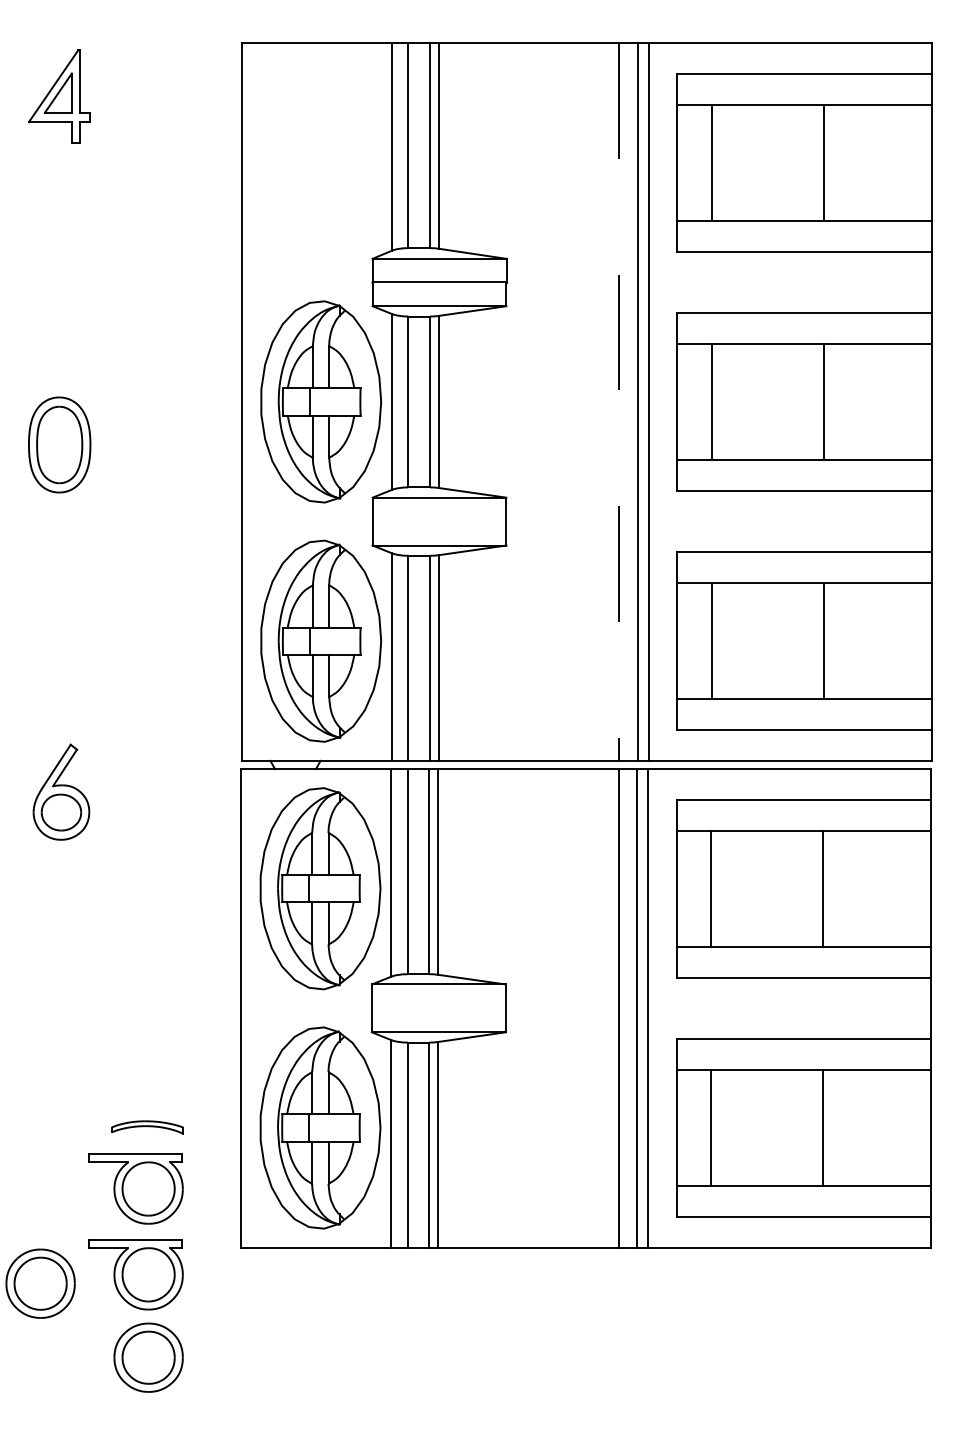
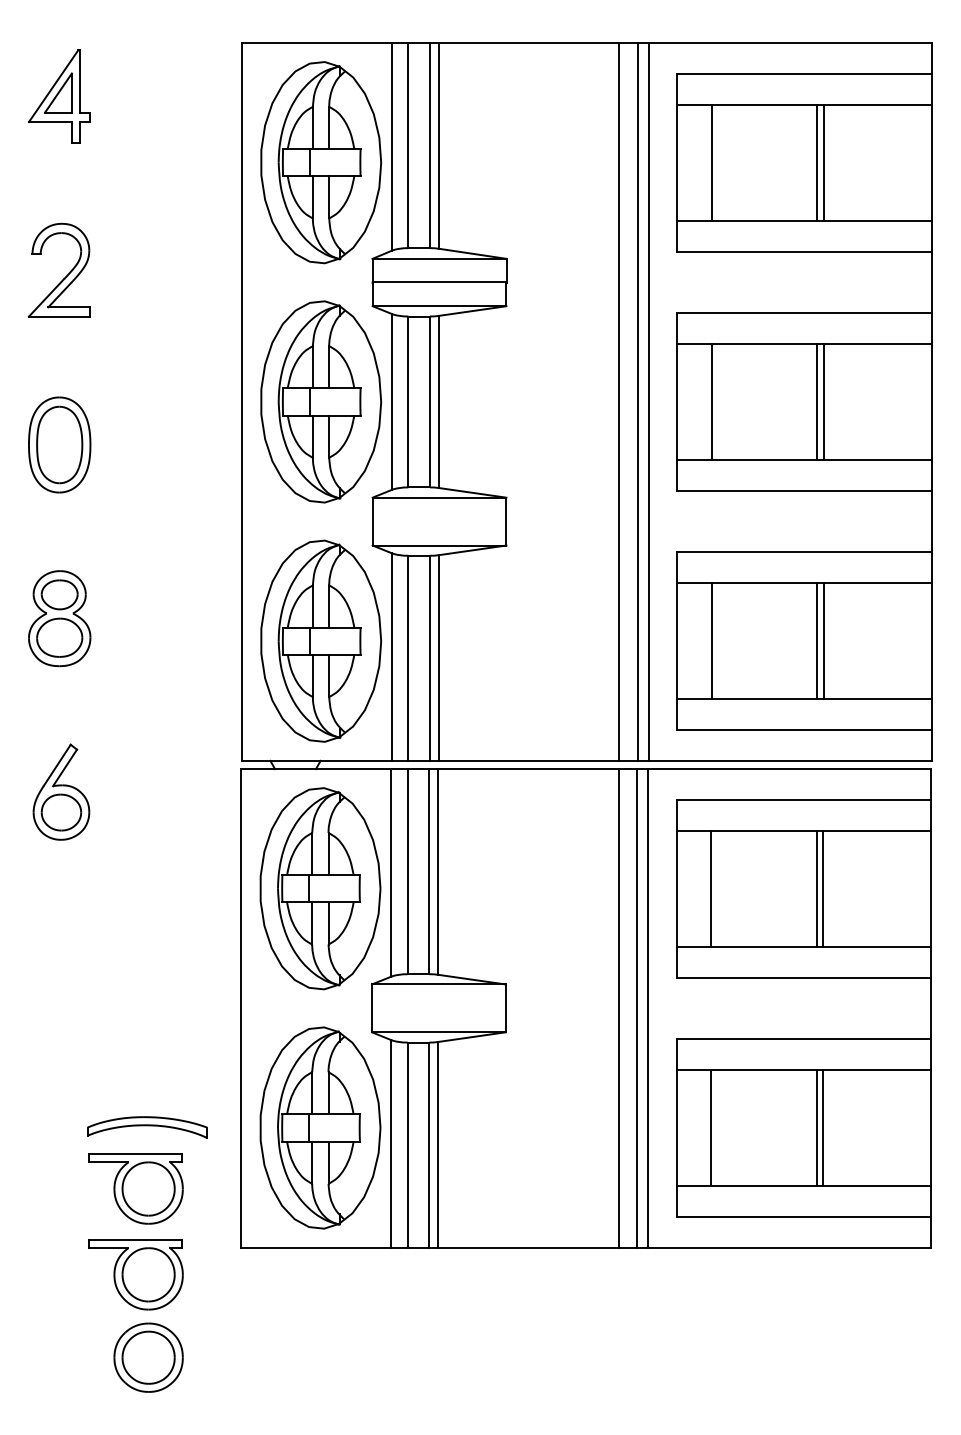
part: none -> present (321, 162)
line: none -> present (817, 162)
part: none -> present (65, 276)
line: dashed -> solid (619, 401)
line: none -> present (817, 401)
part: none -> present (59, 618)
line: none -> present (817, 641)
line: none -> present (816, 888)
part size: 73x15 px -> 121x23 px (147, 1127)
line: none -> present (816, 1127)
part: present -> none (40, 1283)
